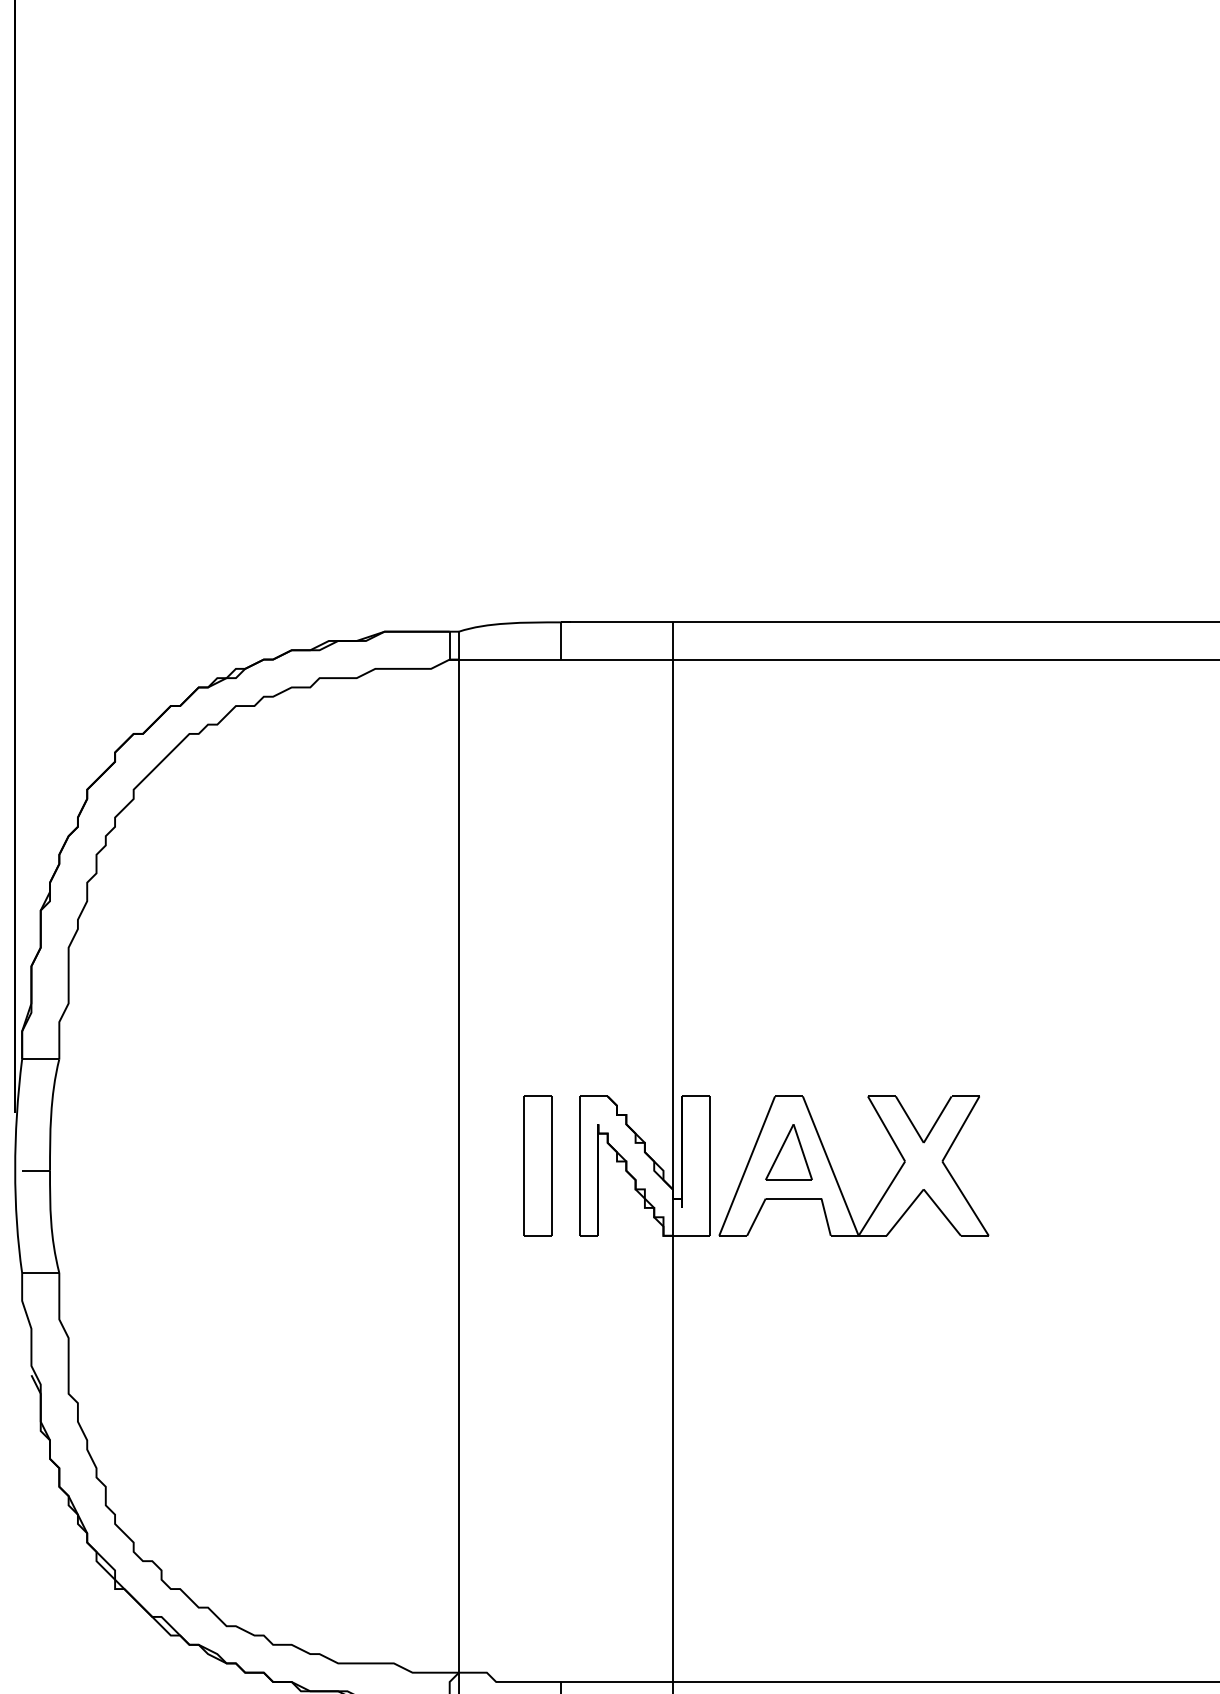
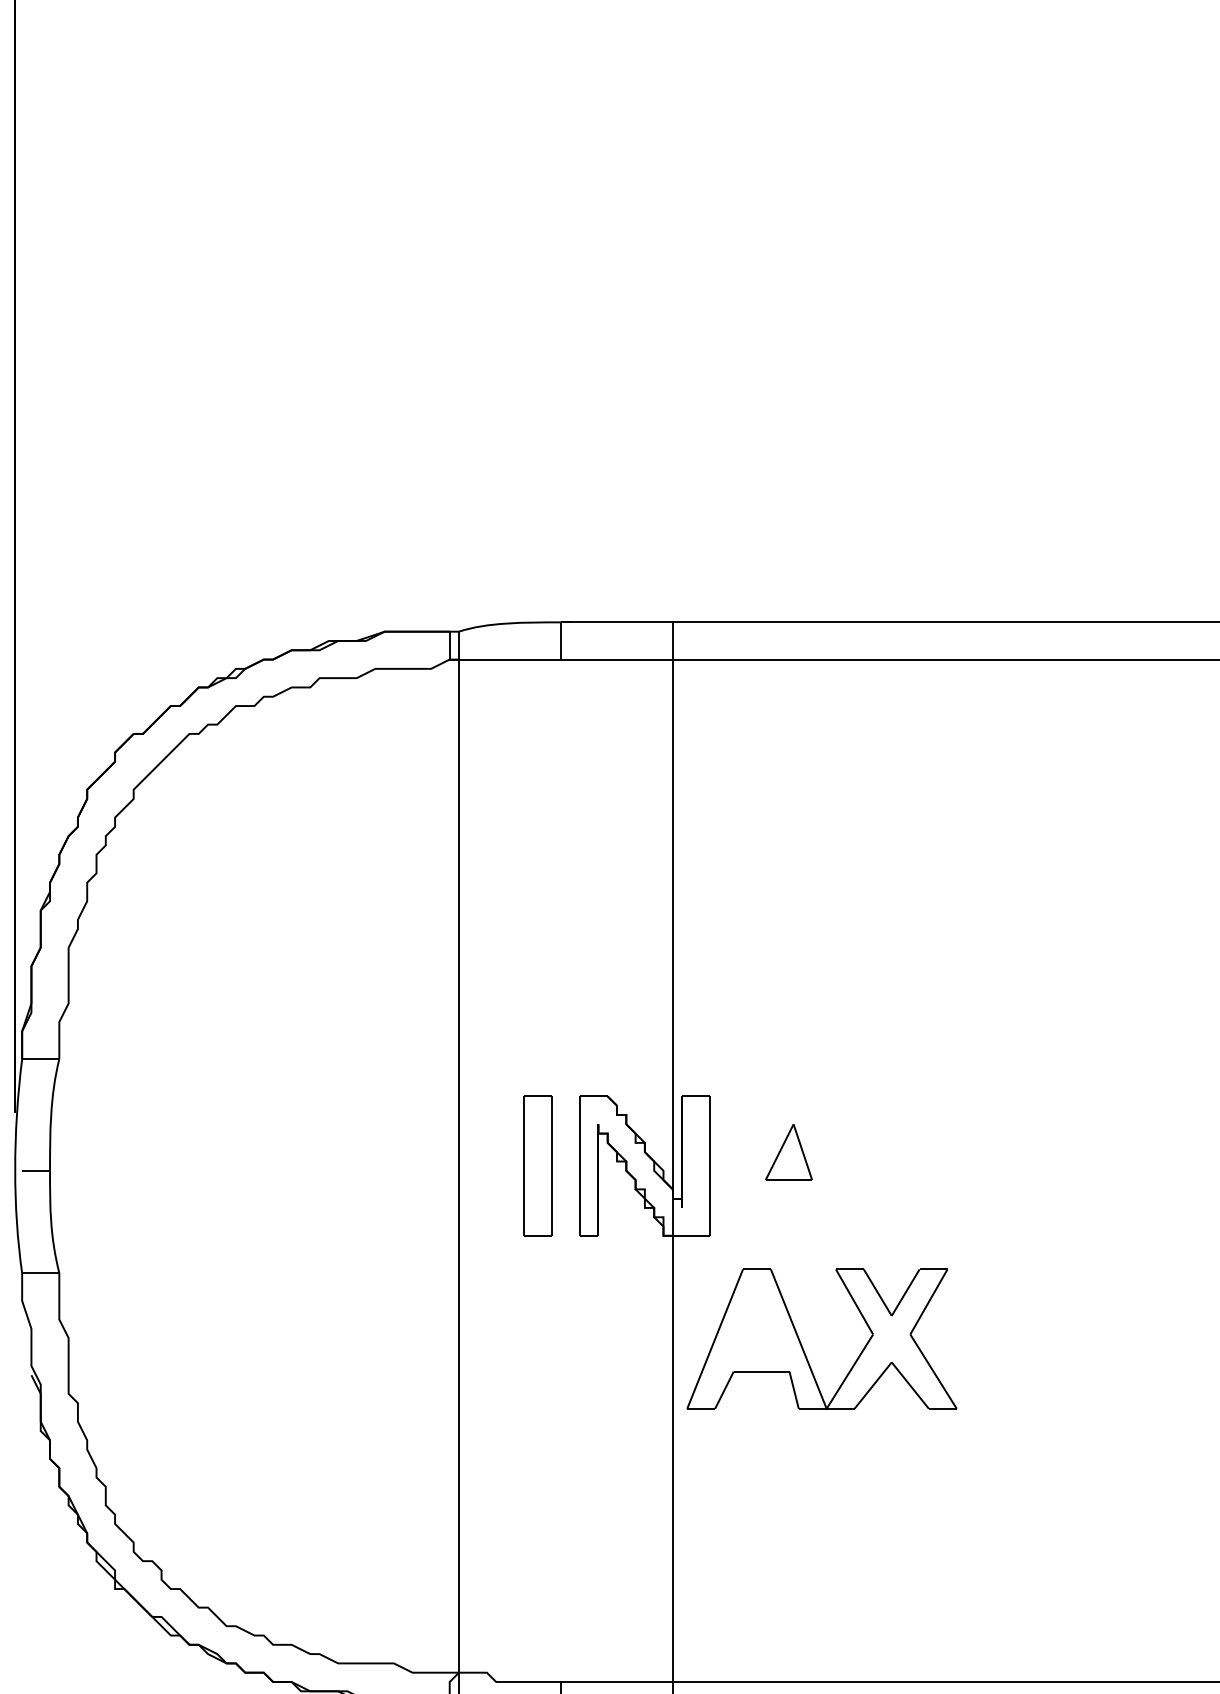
part position: (835, 1174) -> (803, 1347) (803, 1347)
